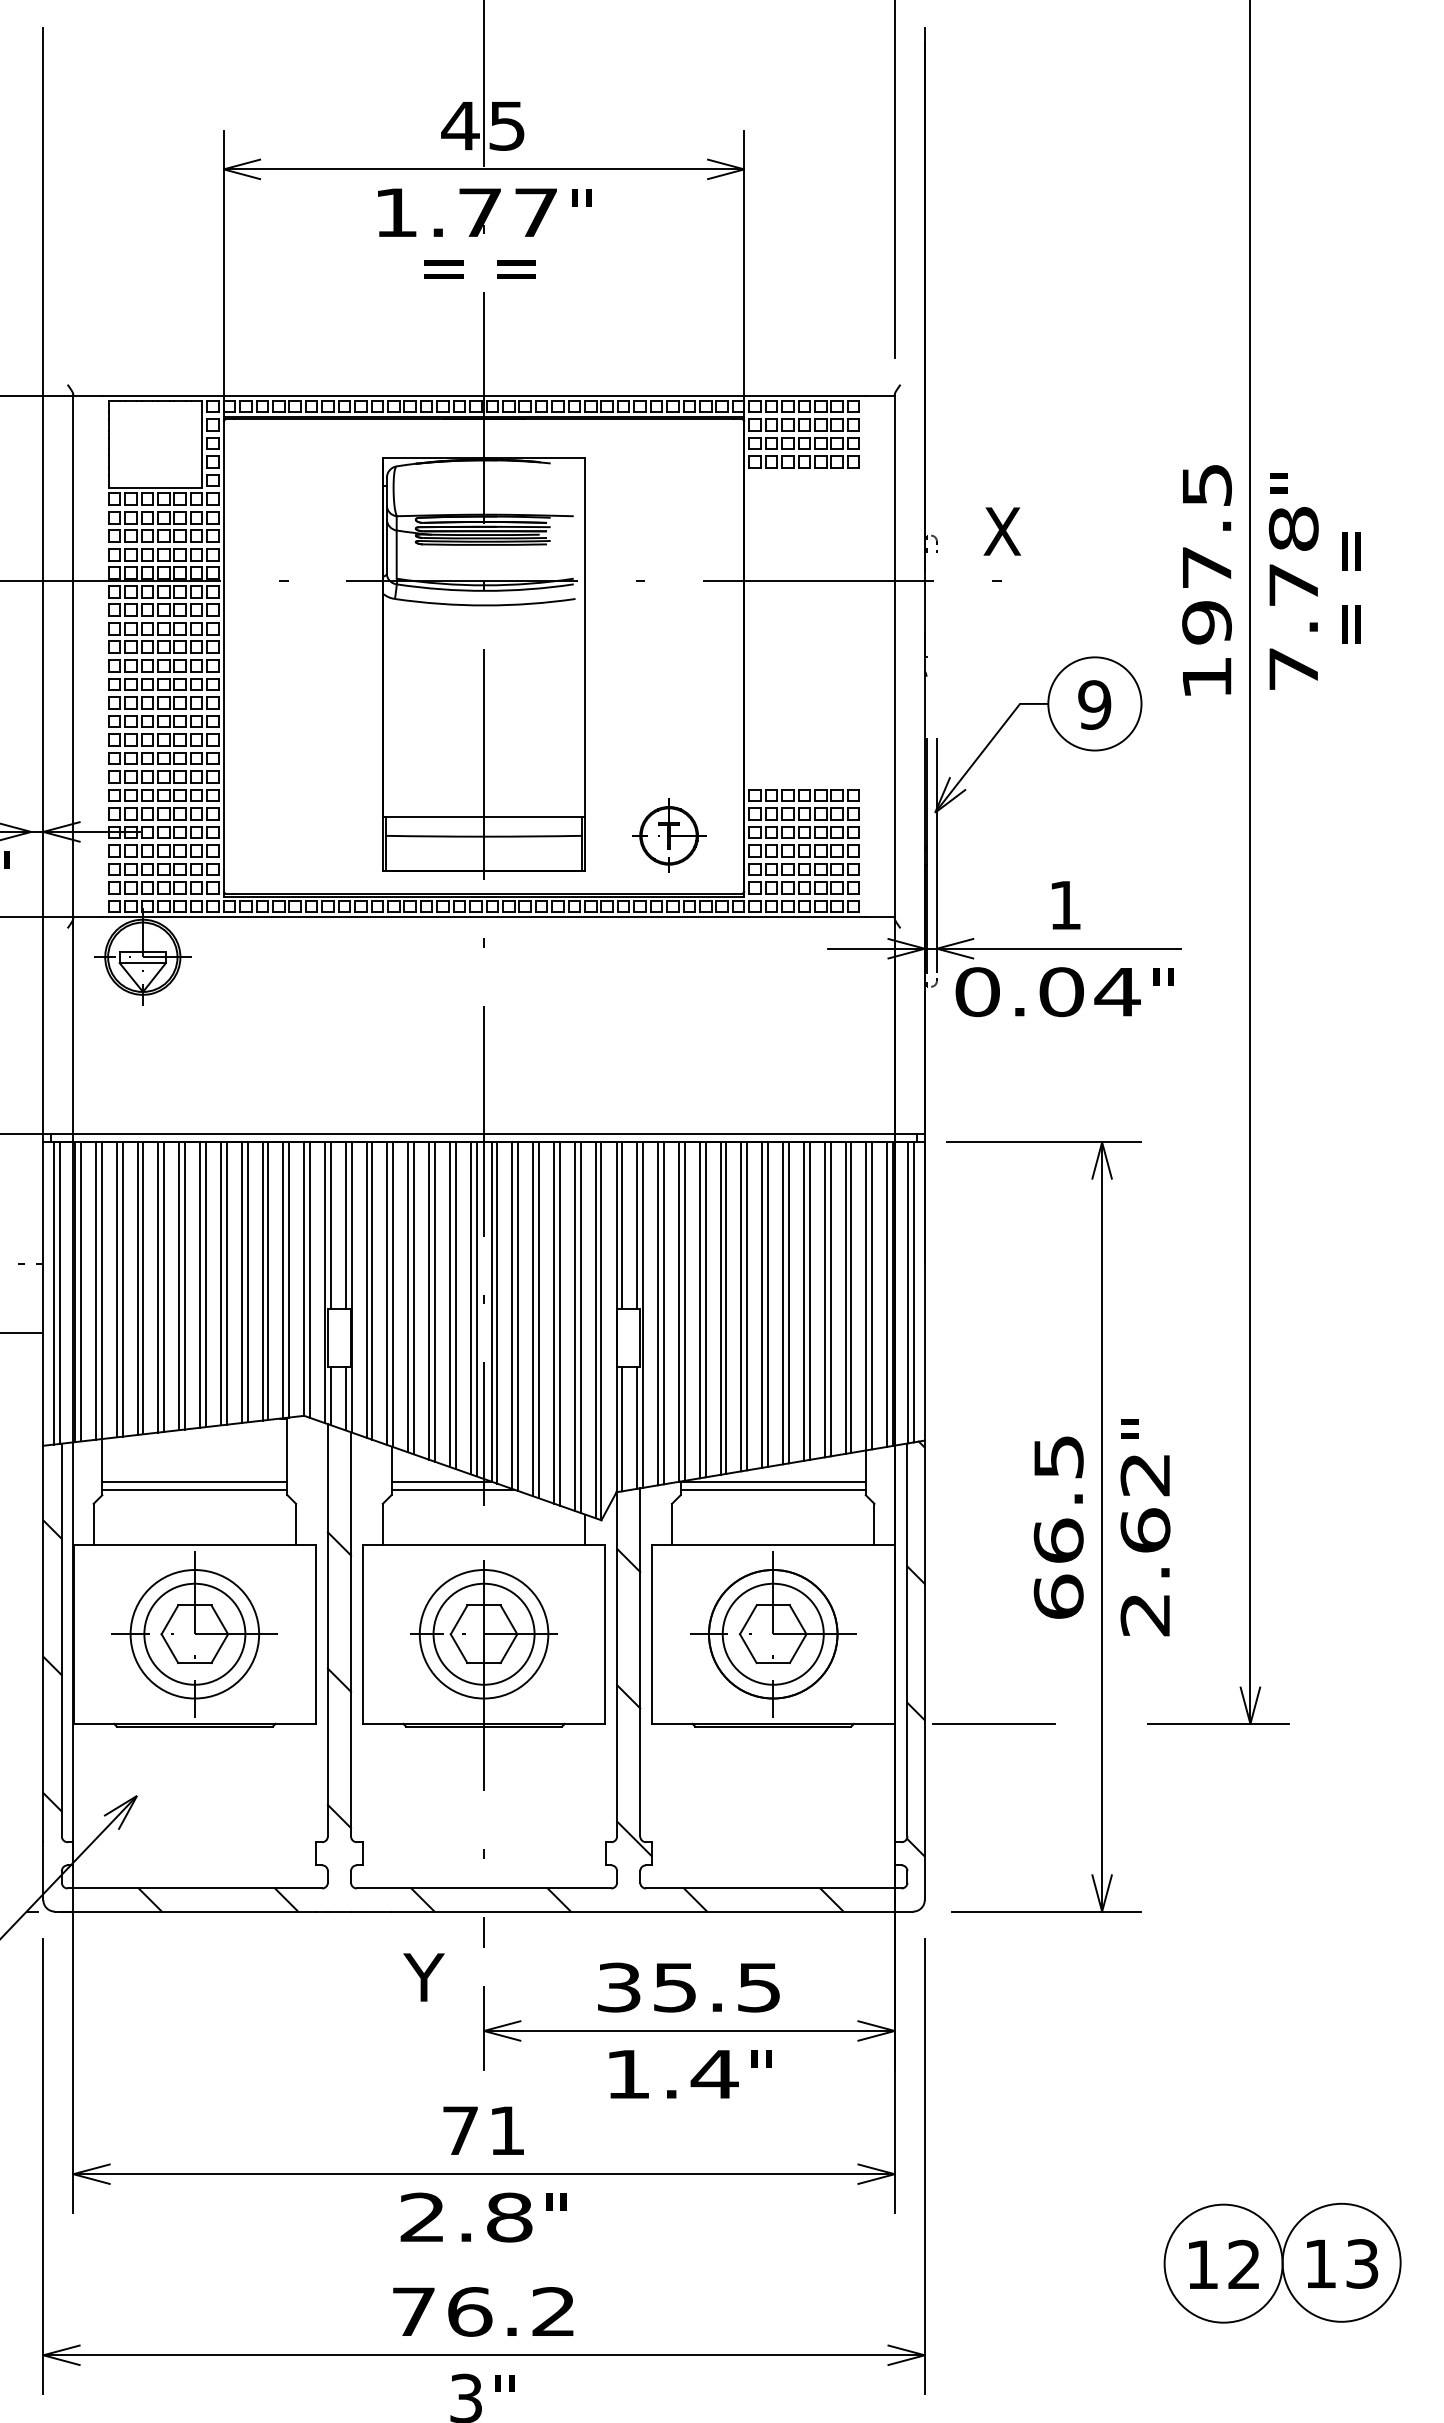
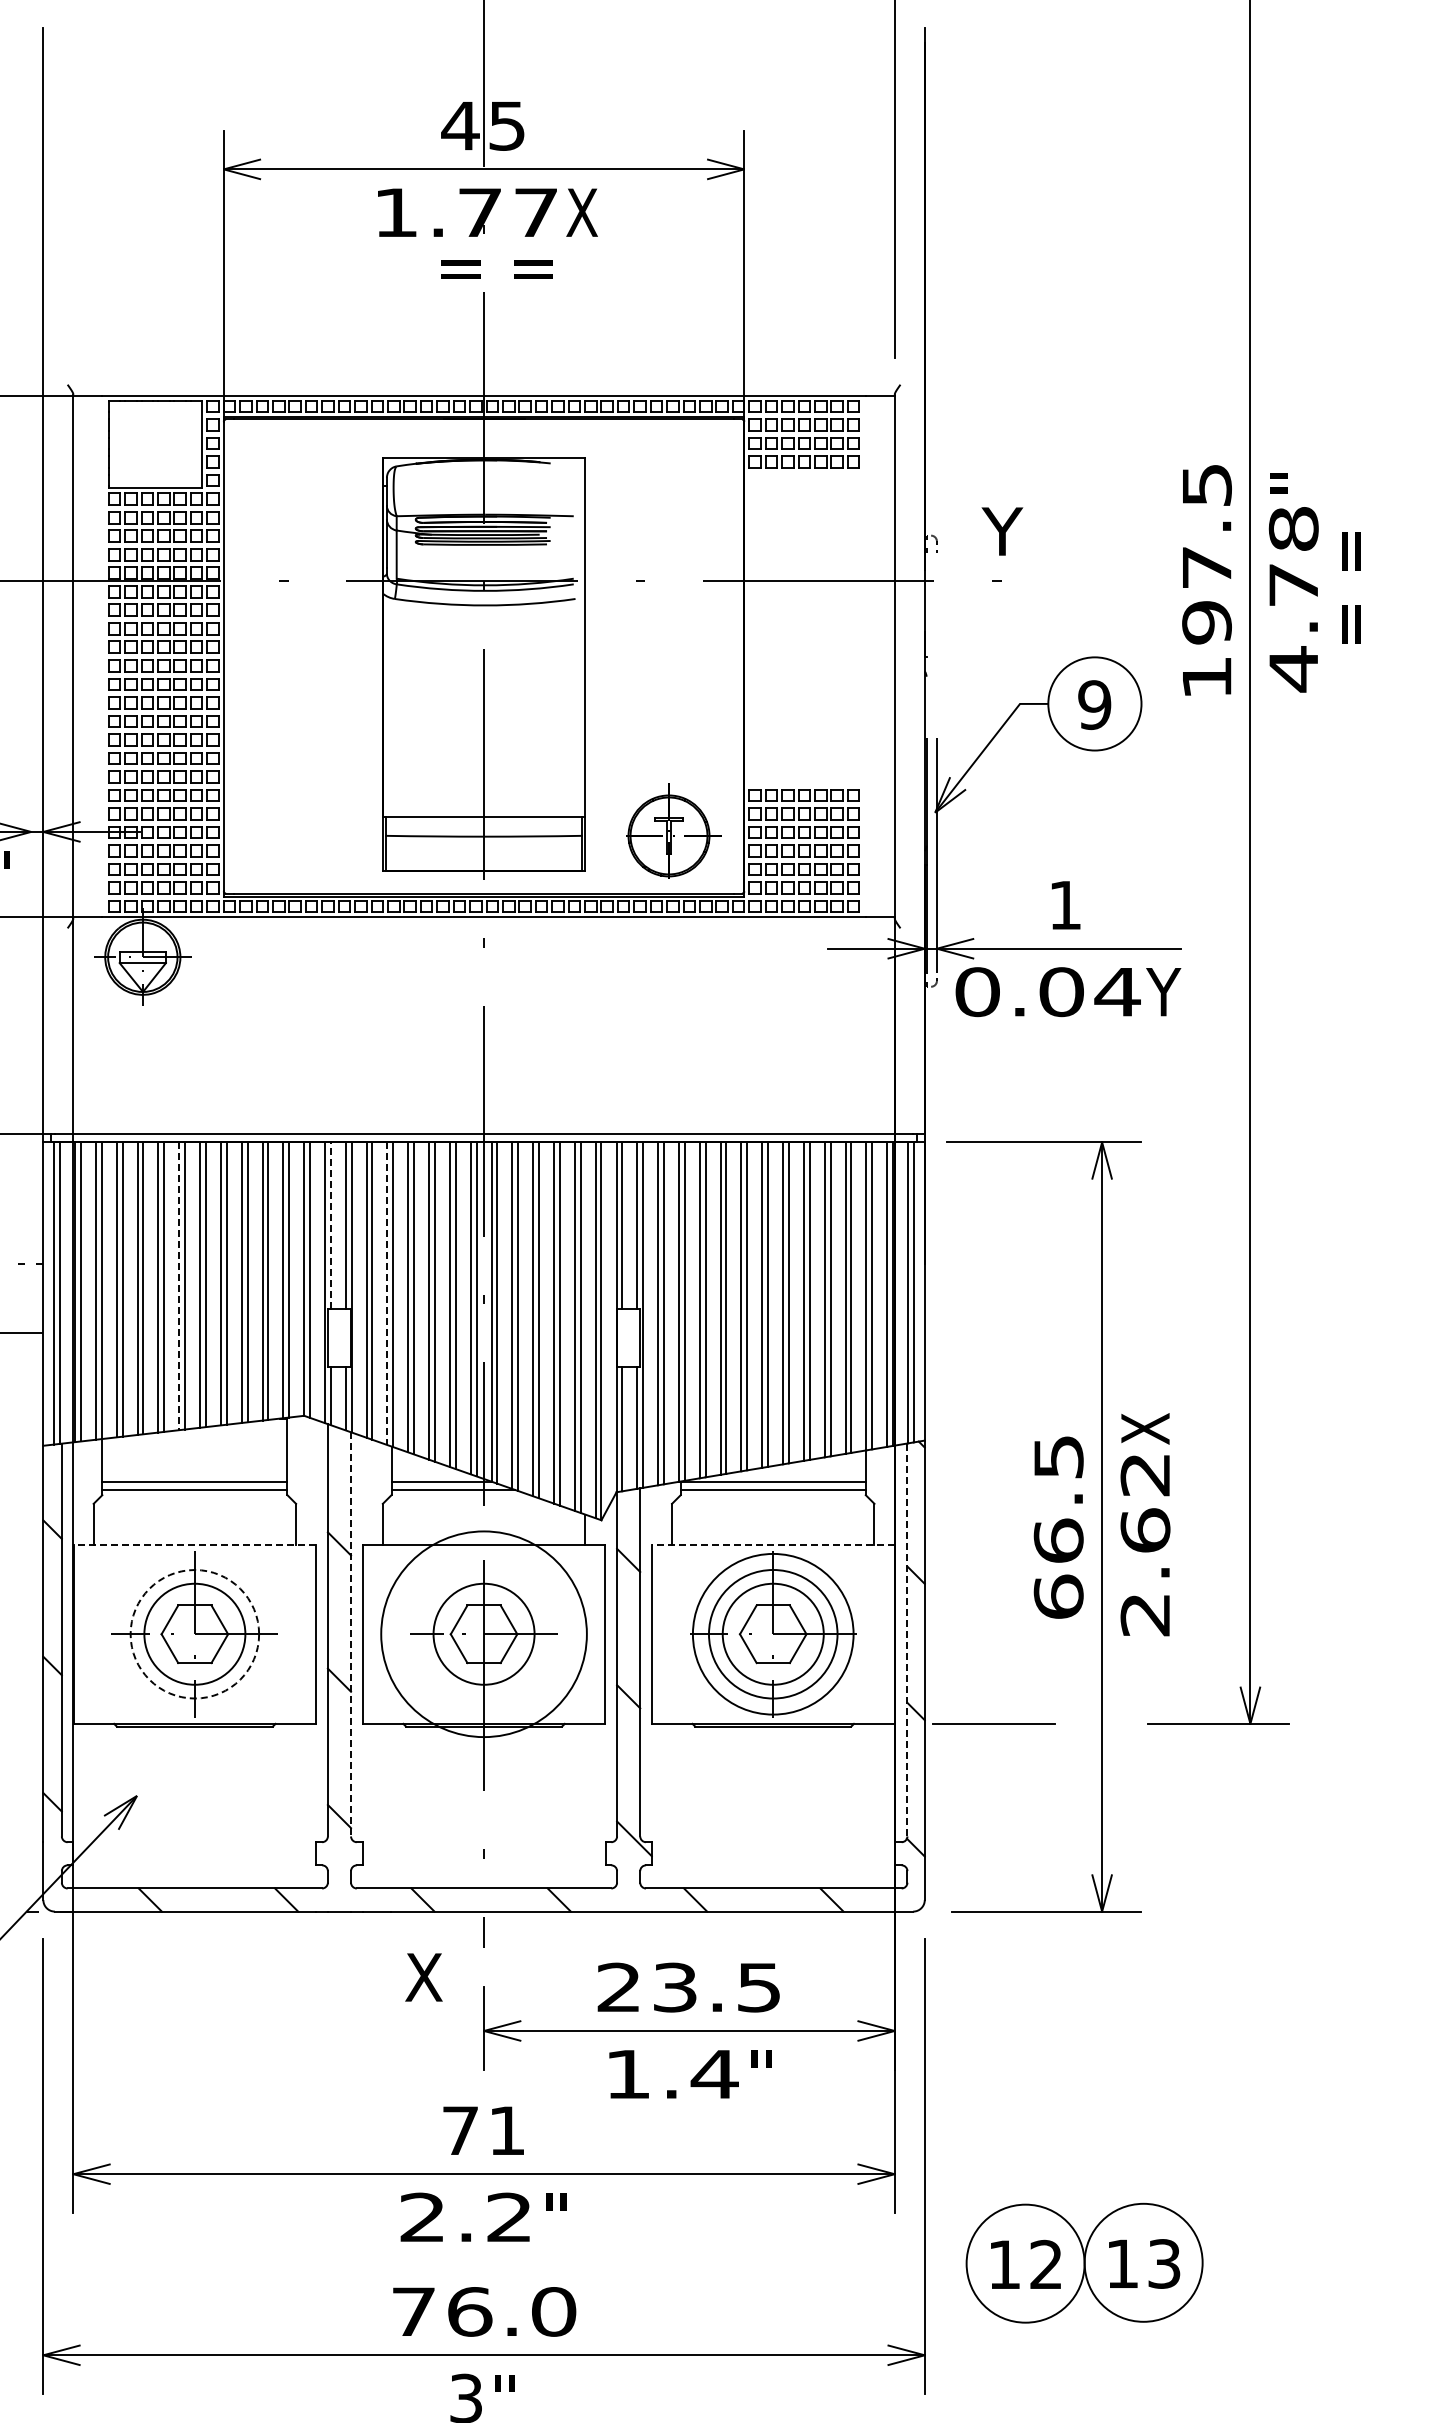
text: " -> X (581, 212)
text position: (479, 269) -> (496, 269) (496, 269)
text: X -> Y (1002, 531)
text: 7.78 -> 4.78 (1293, 669)
part size: 75x75 px -> 96x96 px (673, 830)
text: " -> Y (1163, 992)
line: solid -> dashed (330, 1225)
line: solid -> dashed (179, 1286)
line: solid -> dashed (387, 1294)
text: " -> X (1145, 1428)
line: solid -> dashed (194, 1544)
line: solid -> dashed (772, 1544)
circle: solid -> dashed (194, 1634)
line: solid -> dashed (351, 1634)
circle diameter: 129 px -> 206 px (483, 1634)
circle diameter: 129 px -> 161 px (772, 1633)
line: solid -> dashed (907, 1640)
text: Y -> X (423, 1977)
text: 35.5 -> 23.5 (646, 1987)
text: 2.8 -> 2.2 (509, 2217)
part position: (1282, 2262) -> (1084, 2262) (1084, 2262)
text: 76.2 -> 76.0 (554, 2311)
